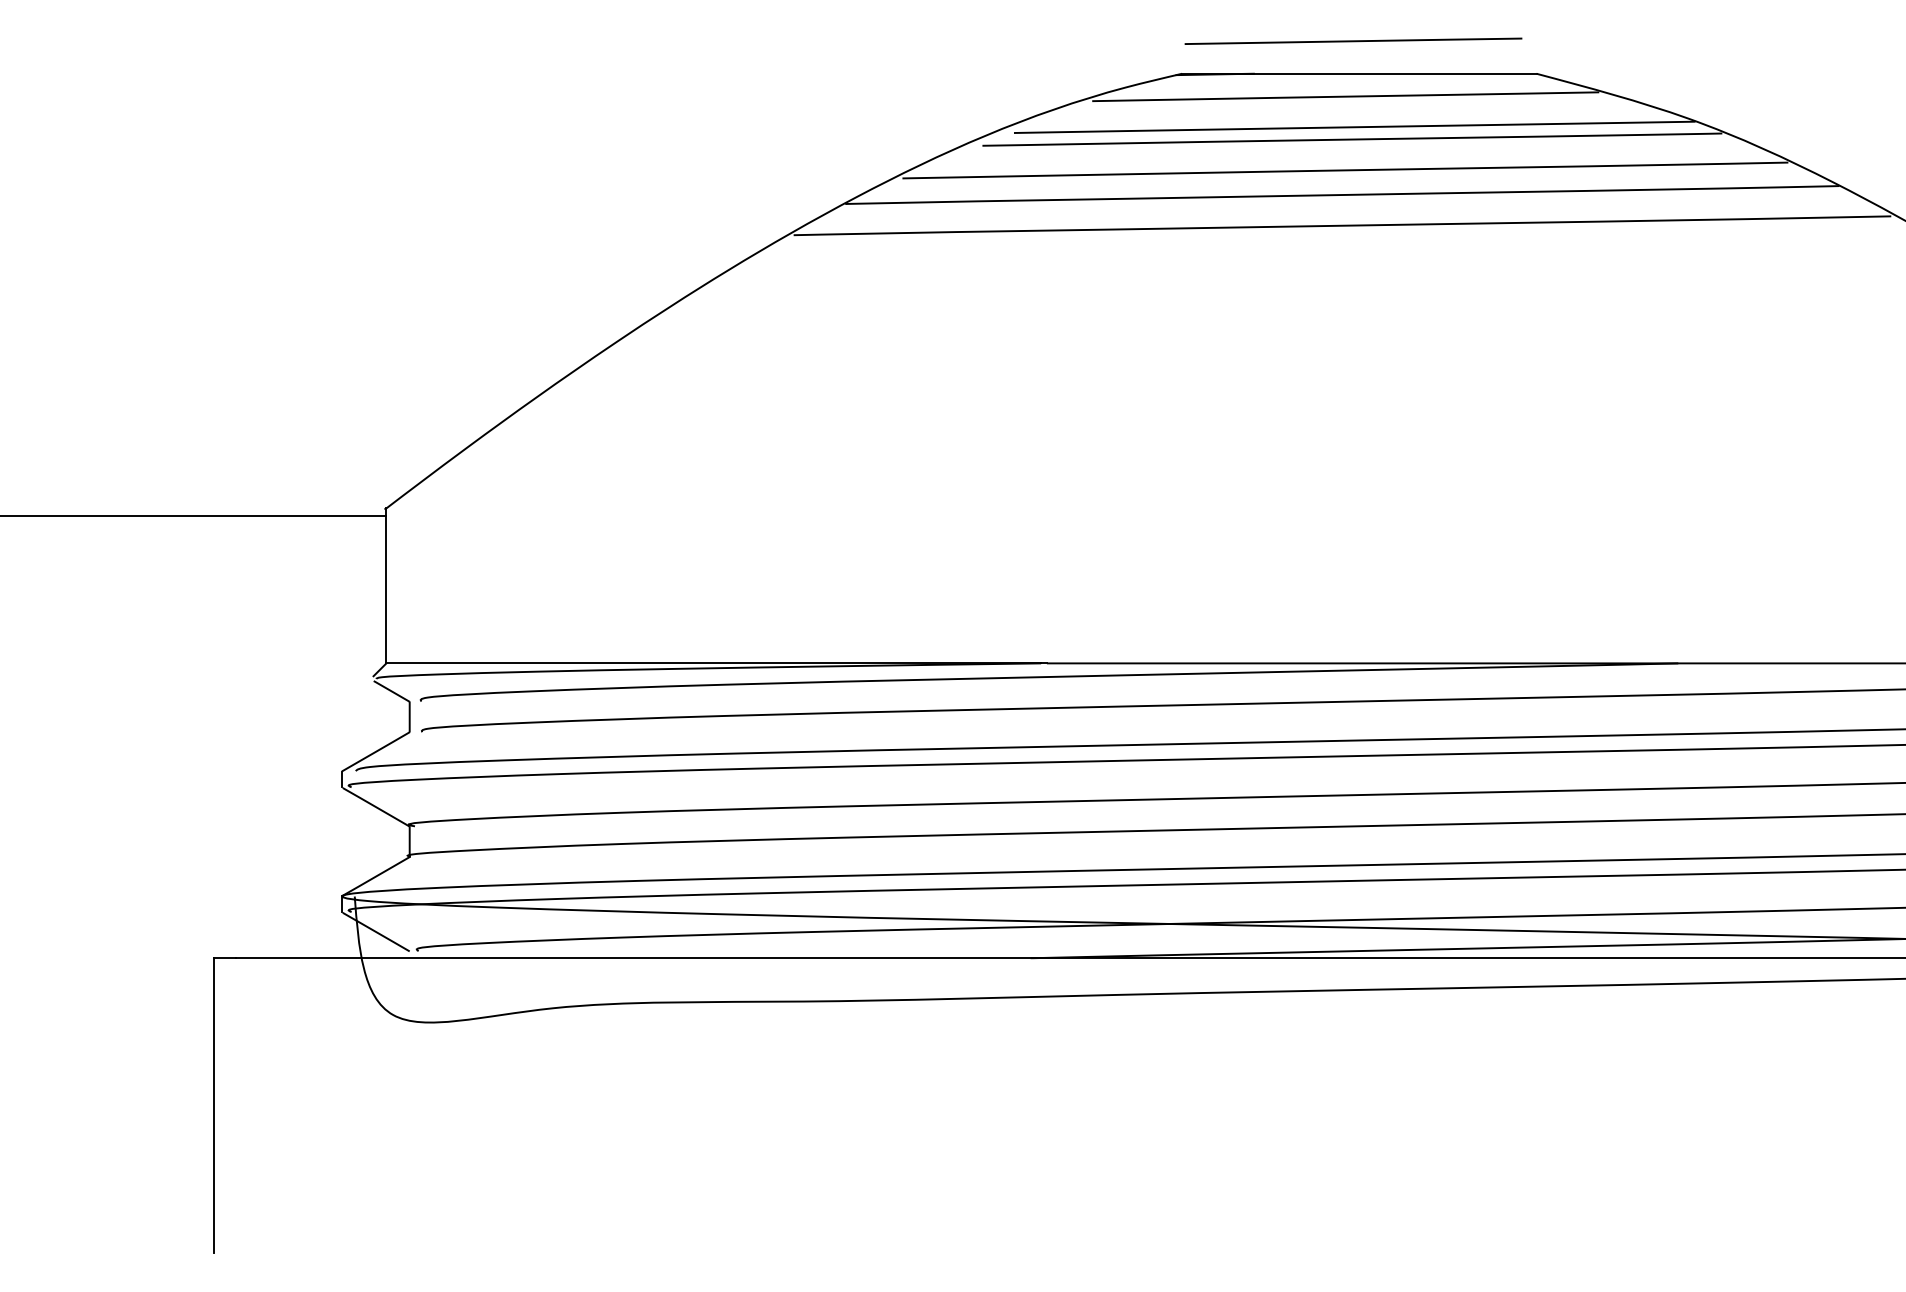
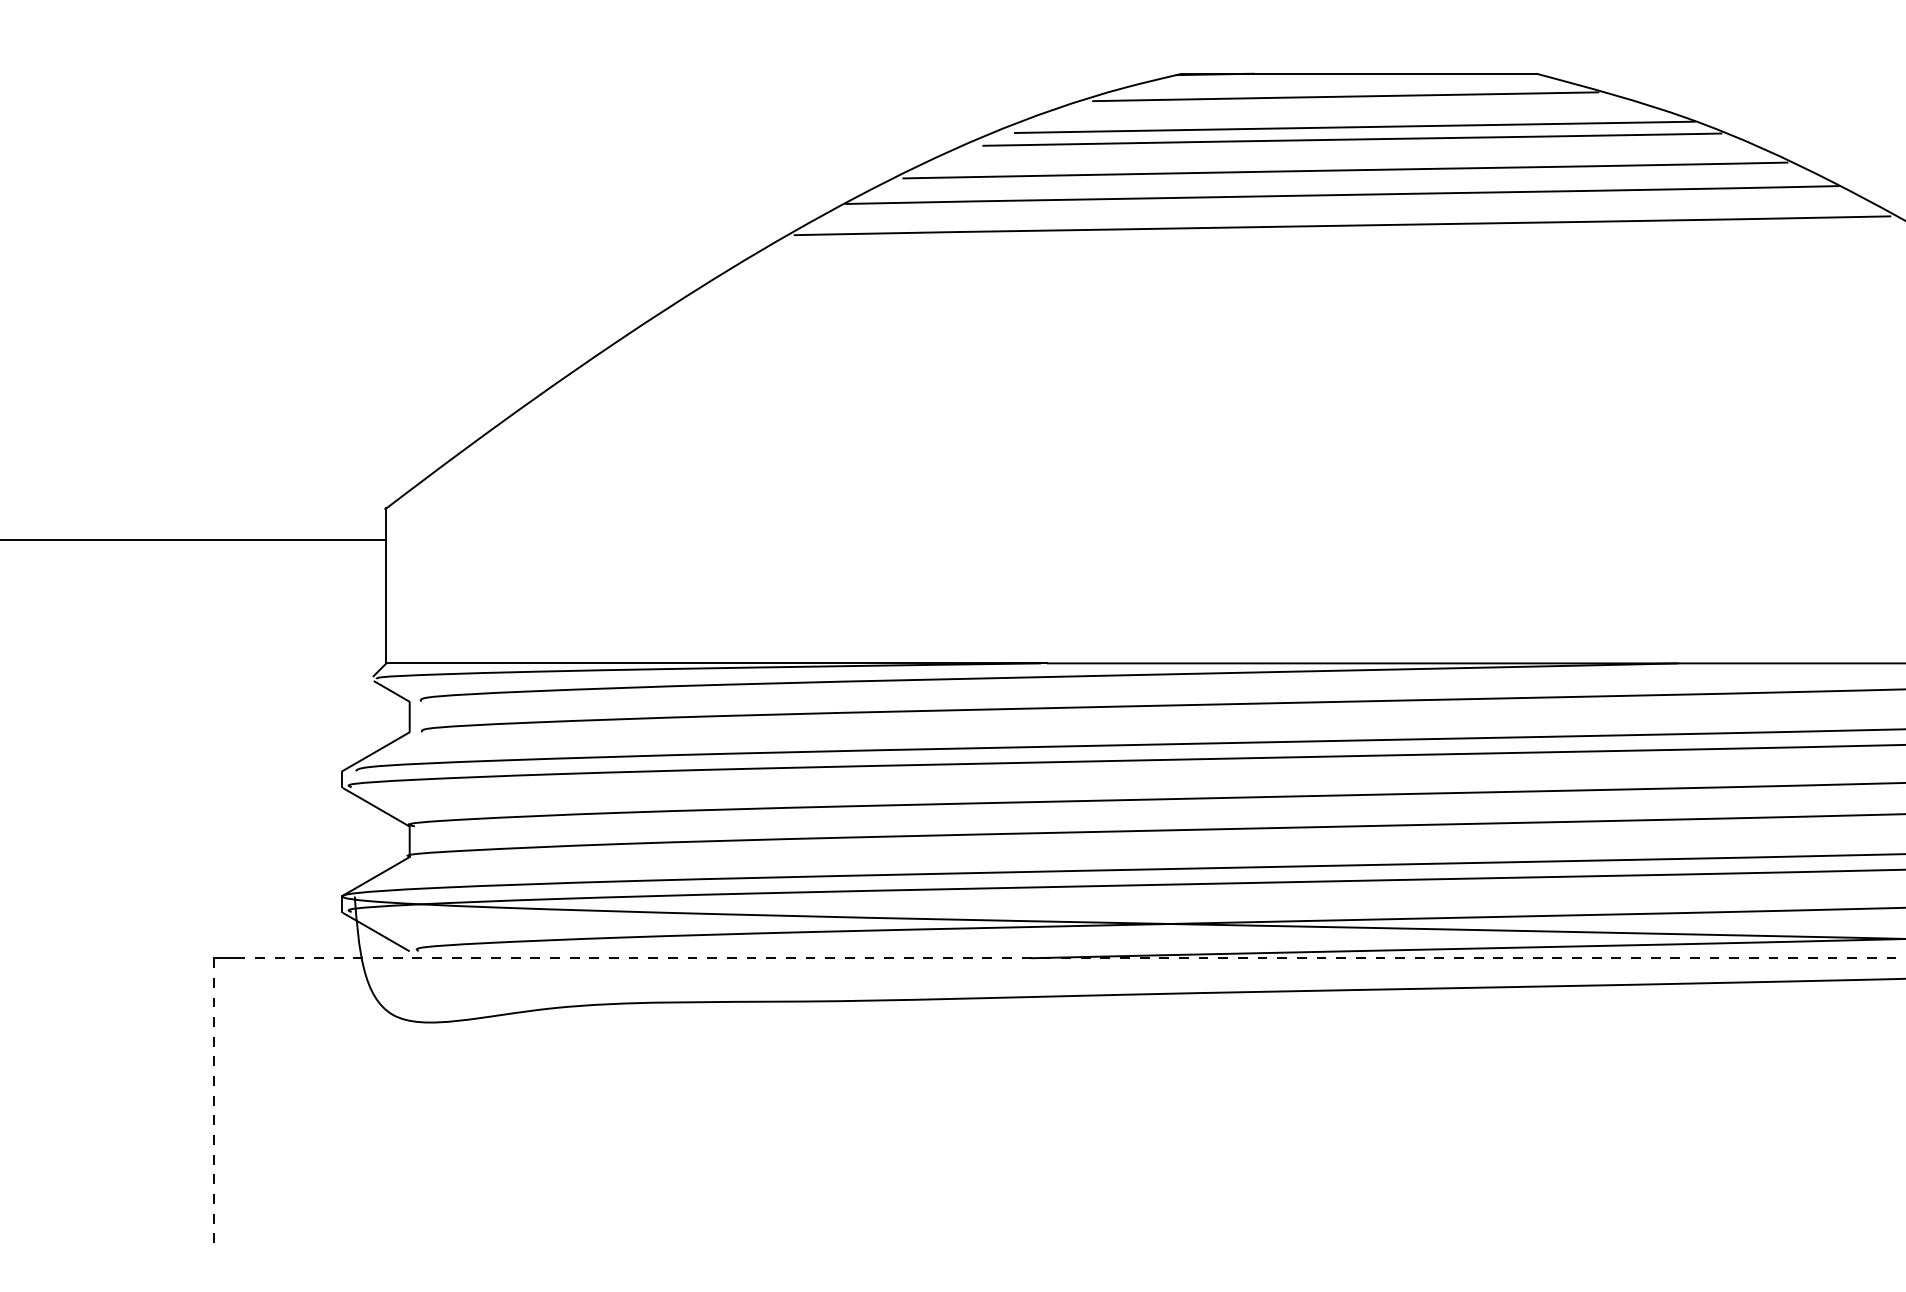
line: present -> none (1353, 40)
line position: (193, 515) -> (193, 539) (193, 539)
line: solid -> dashed (1070, 958)
line: solid -> dashed (214, 1105)
